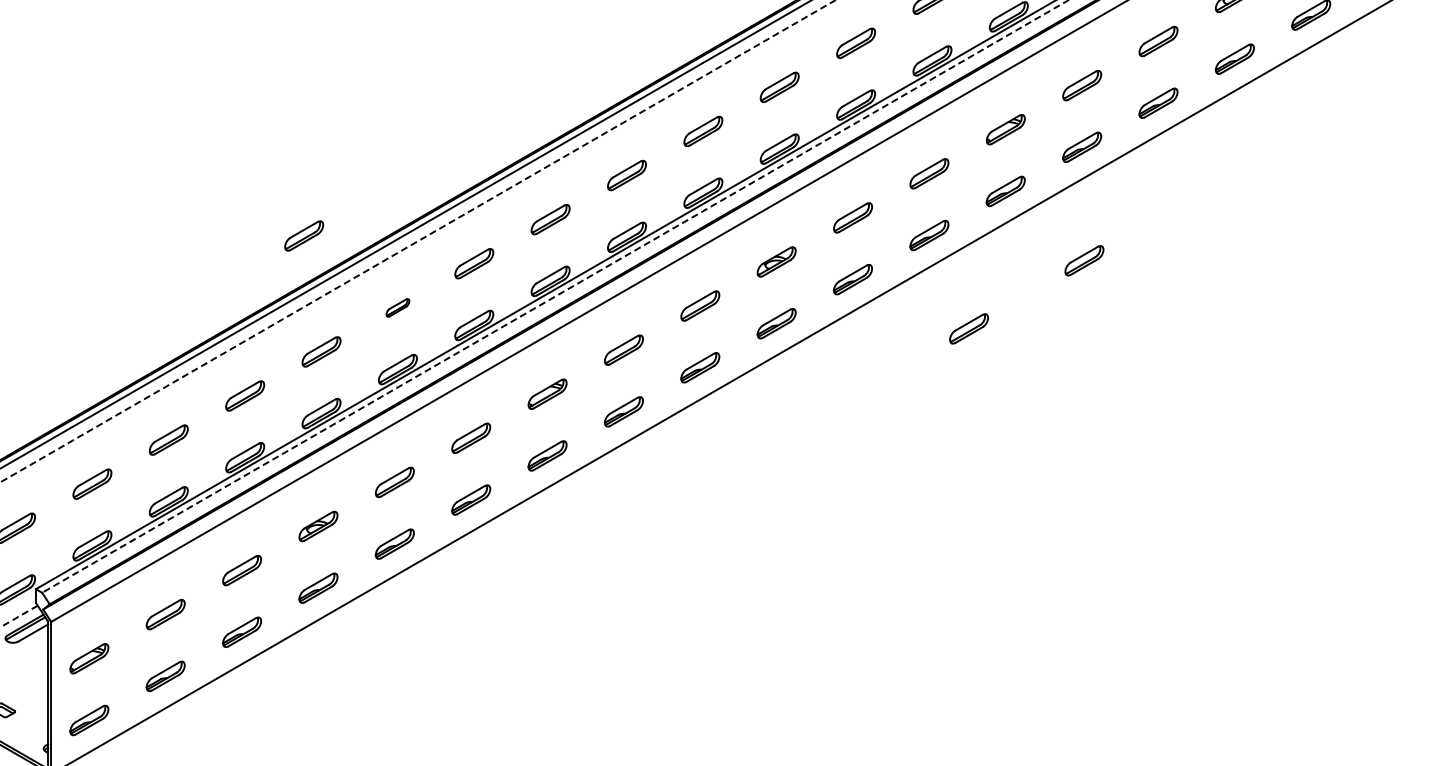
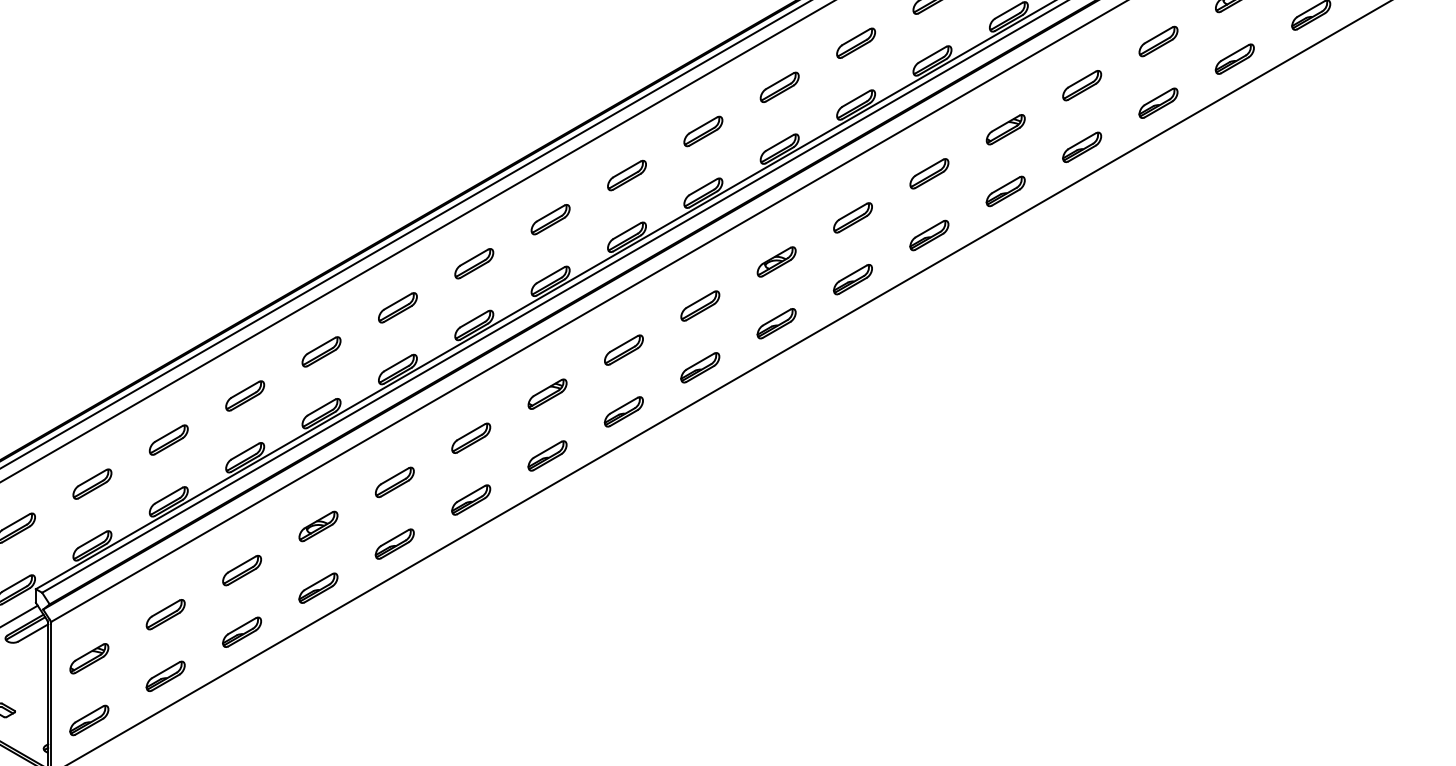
part: present -> none (304, 235)
line: dashed -> solid (417, 241)
part: present -> none (1084, 260)
line: dashed -> solid (554, 296)
part size: 26x20 px -> 40x32 px (397, 307)
part: present -> none (968, 328)
line: dashed -> solid (18, 616)
